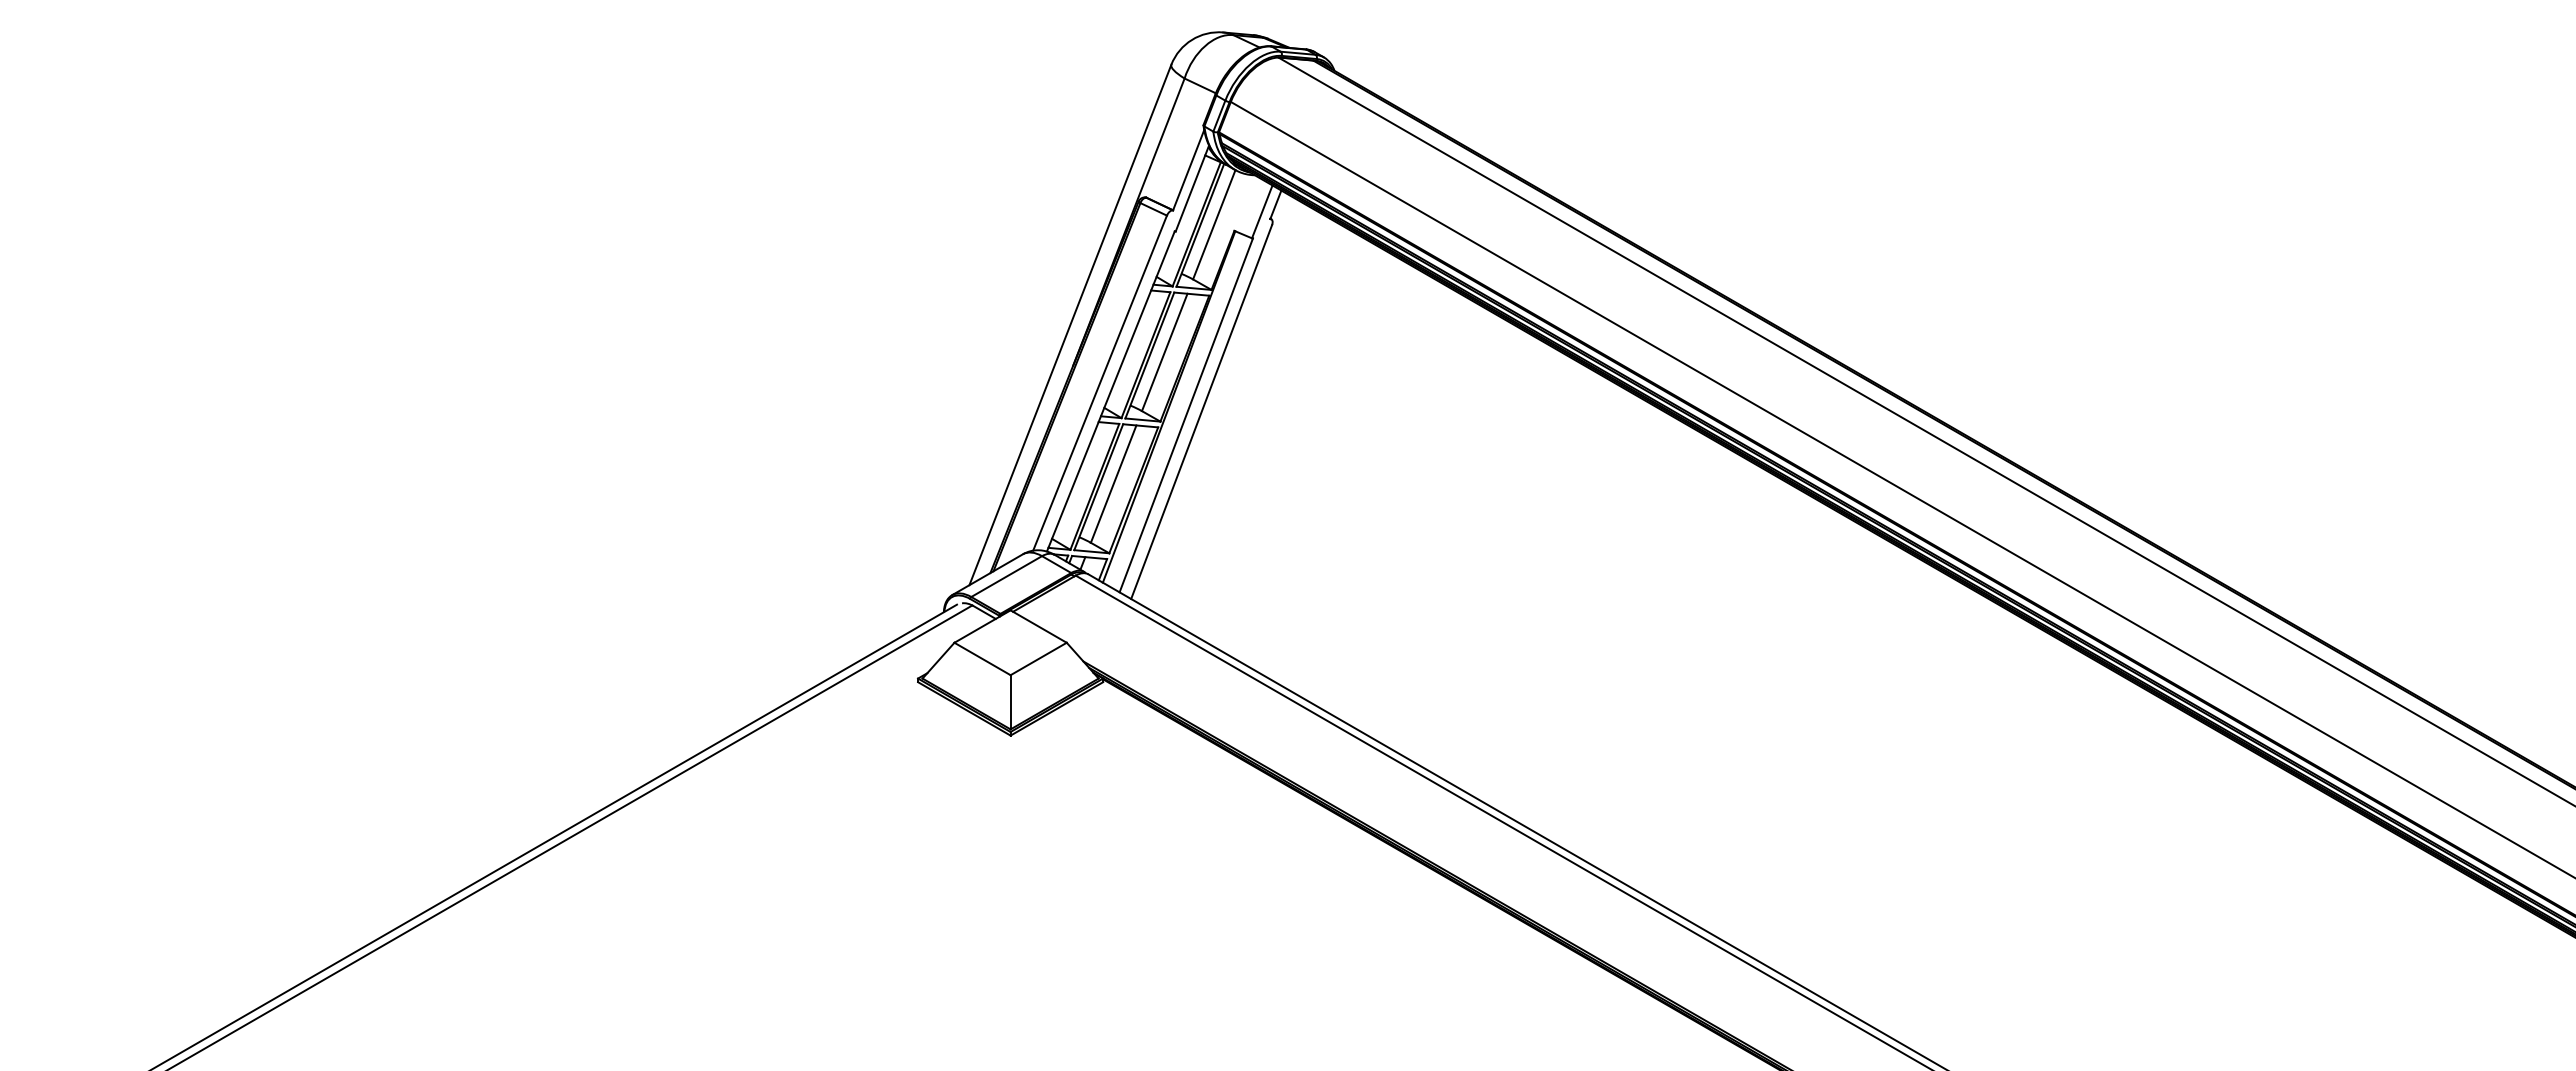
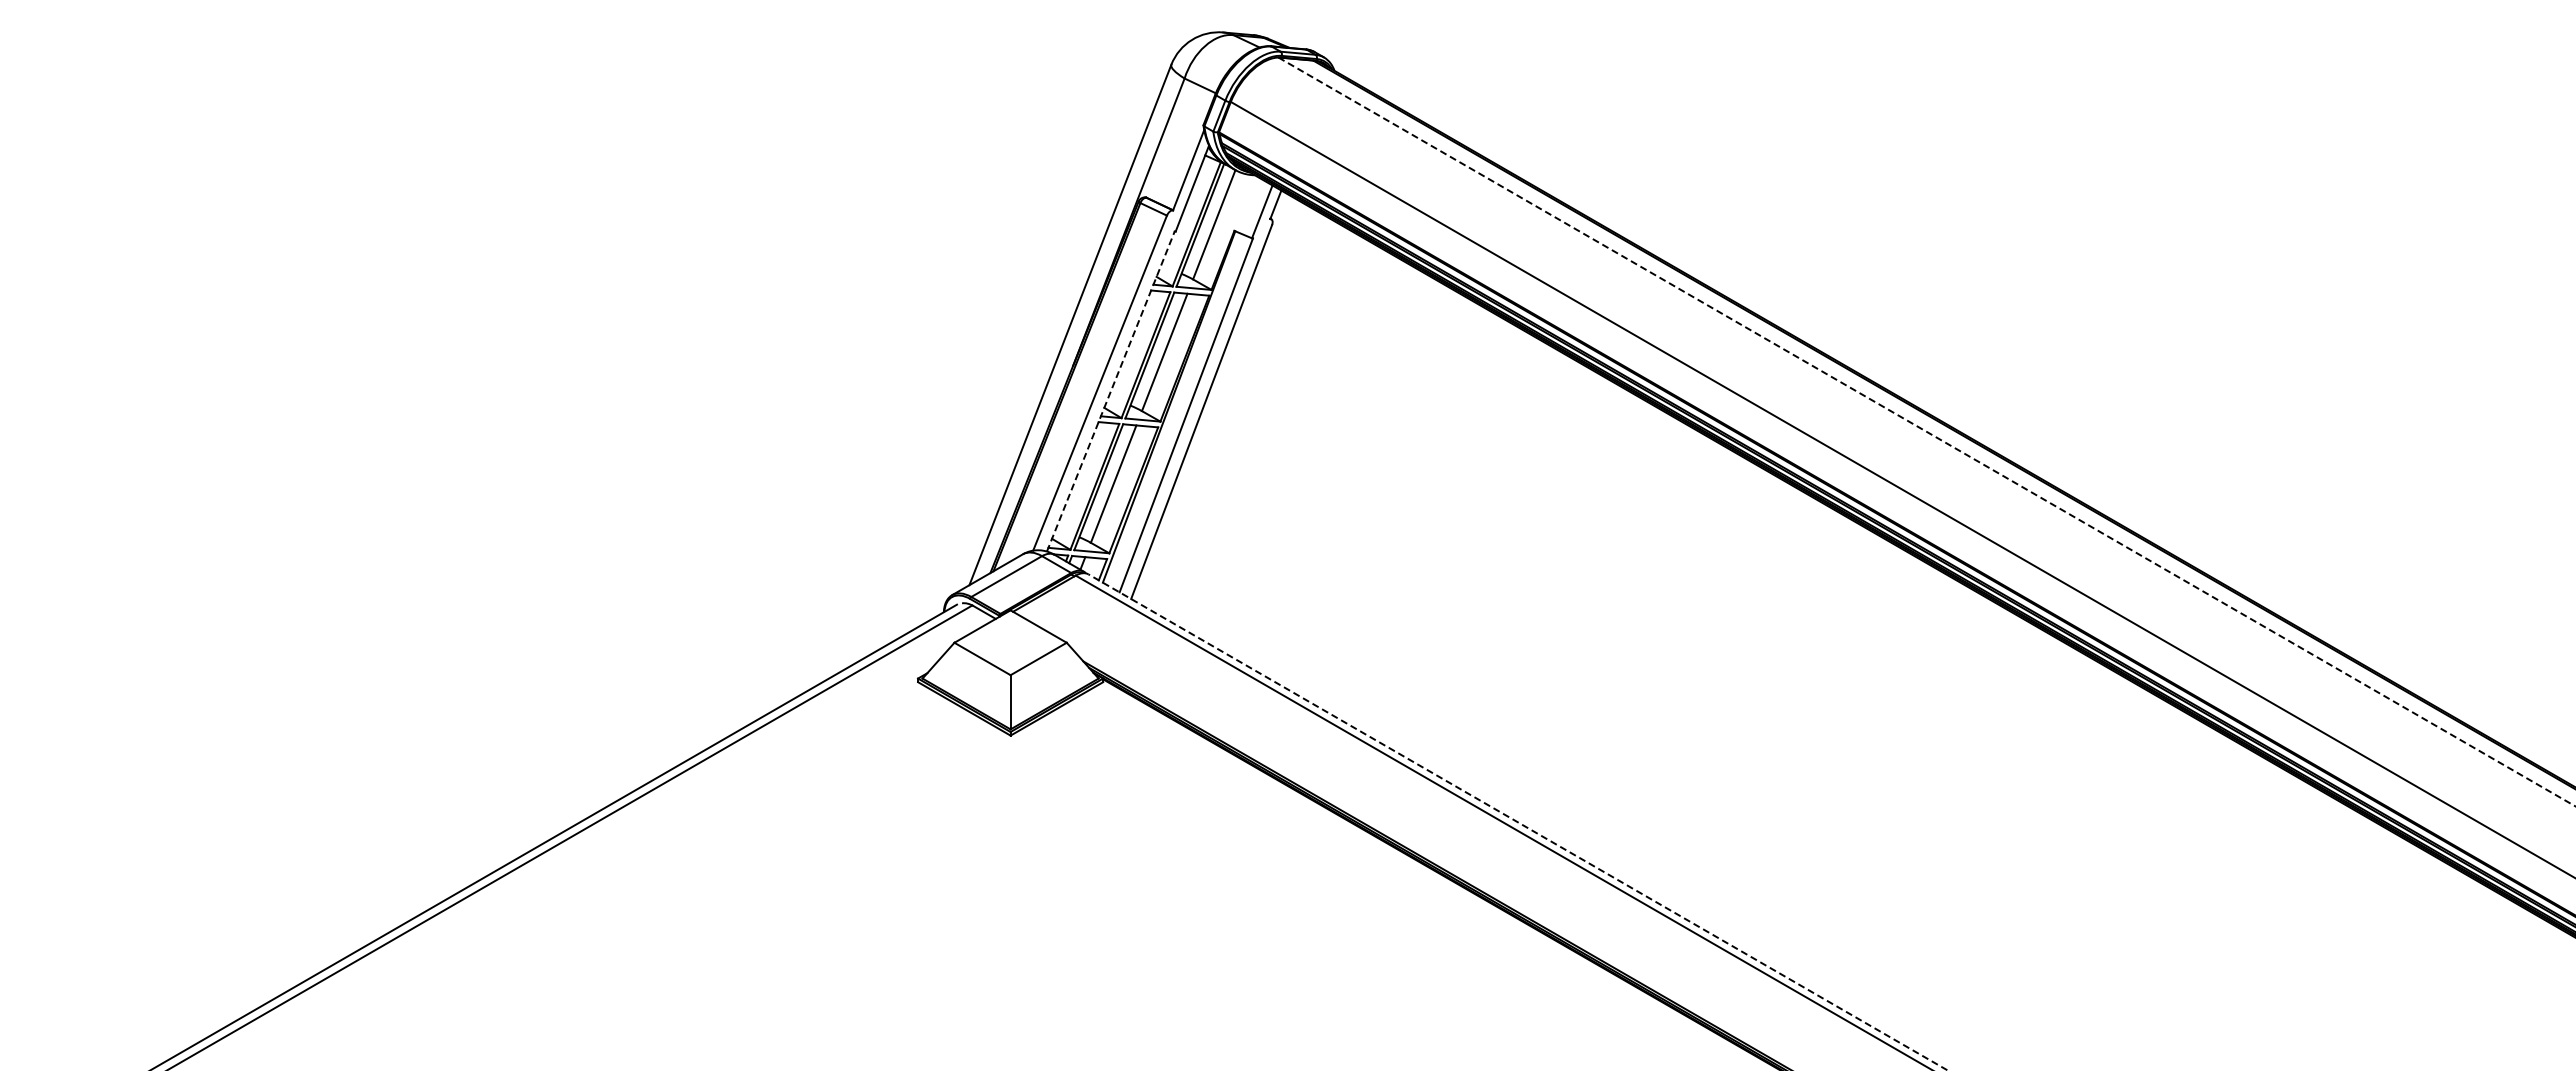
line: solid -> dashed (1111, 391)
line: solid -> dashed (1926, 431)
line: solid -> dashed (1517, 822)
